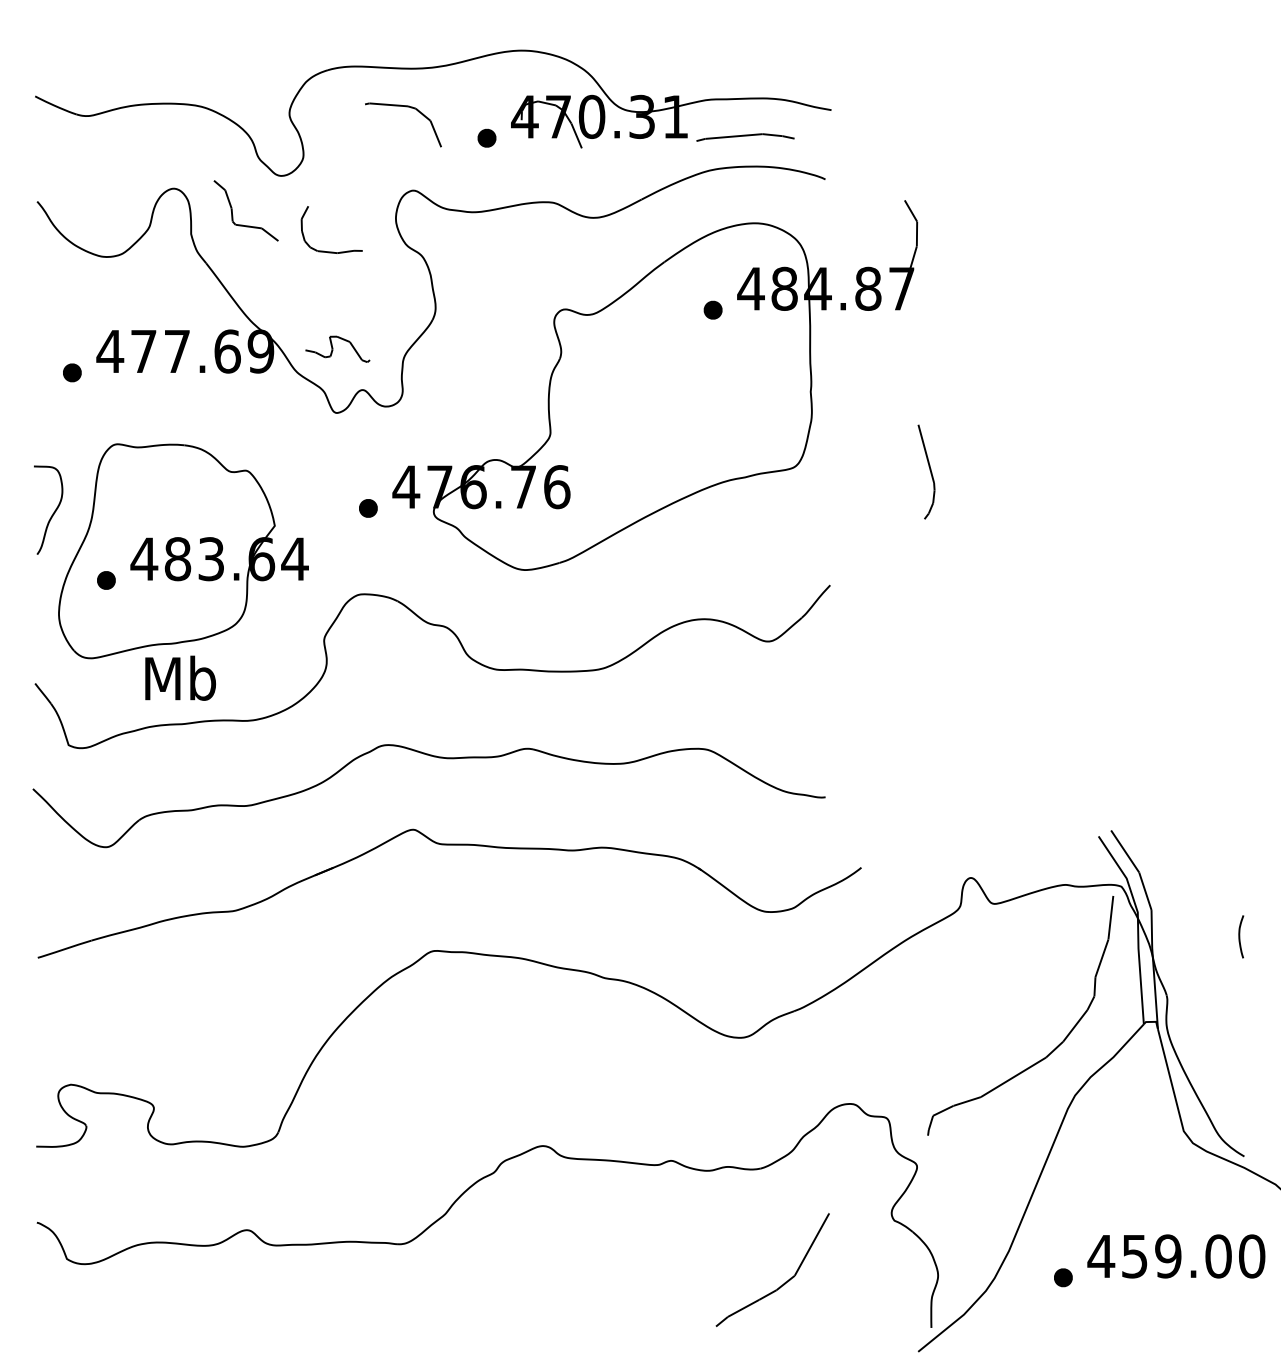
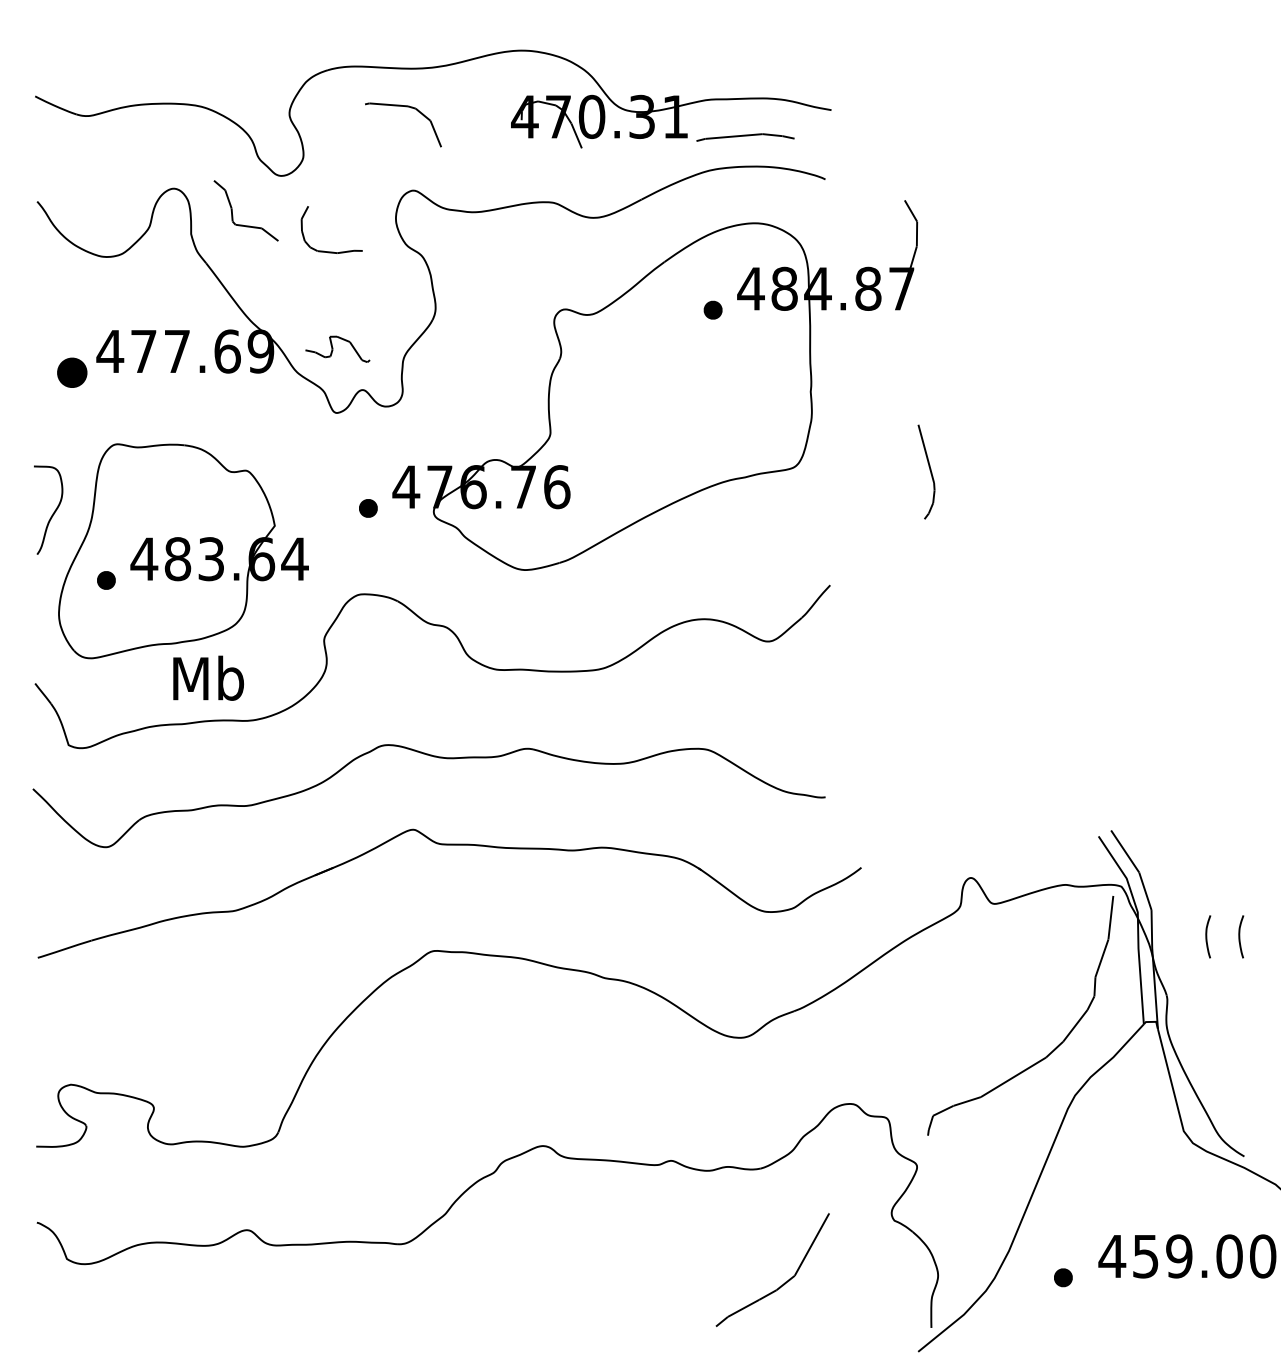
part: present -> none (486, 137)
part size: 19x20 px -> 31x31 px (72, 372)
text position: (180, 677) -> (208, 677) (208, 677)
curve: none -> present (1207, 936)
text position: (1176, 1256) -> (1187, 1256) (1187, 1256)
